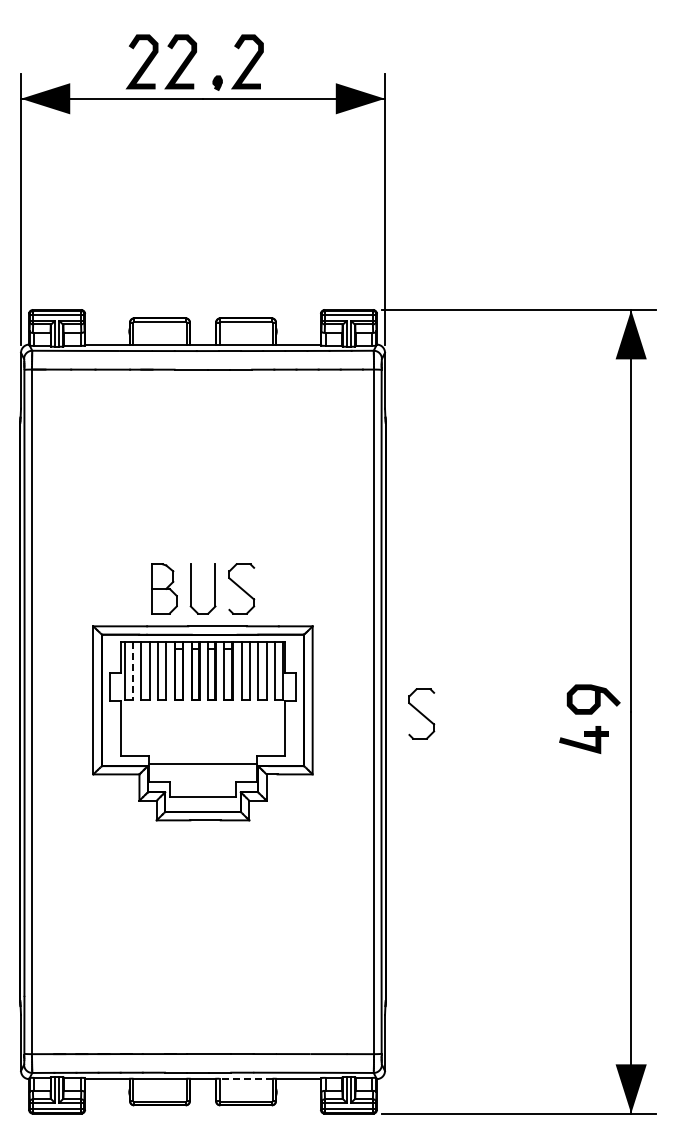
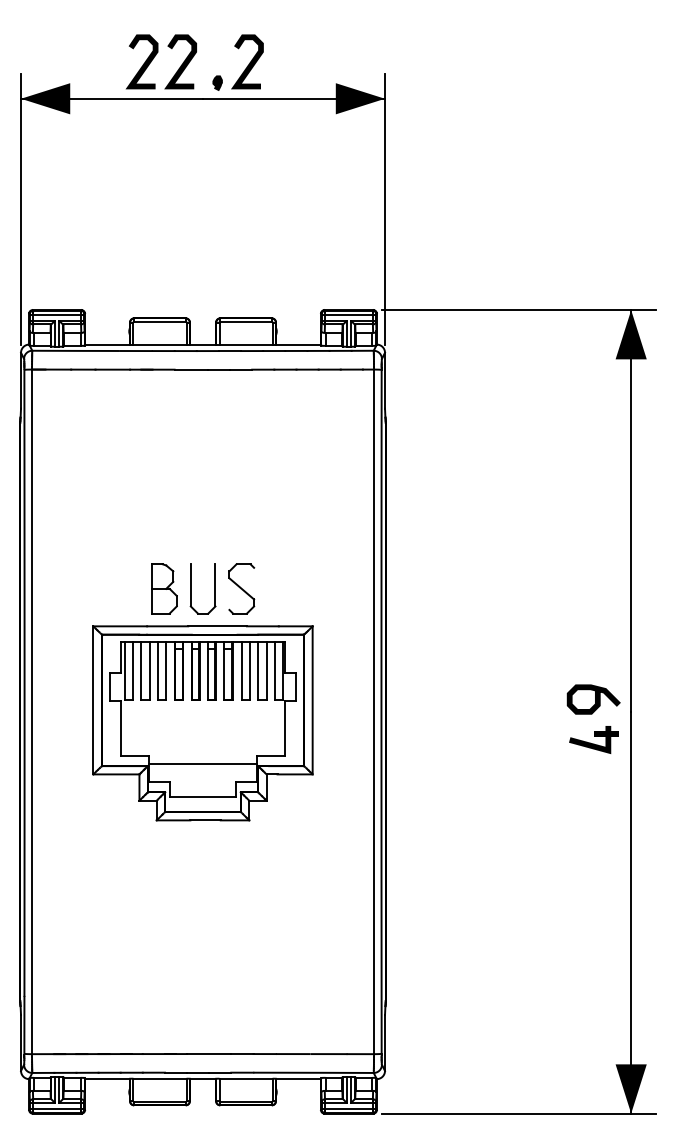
line: dashed -> solid (132, 670)
part: present -> none (421, 713)
part position: (583, 739) -> (593, 739) (593, 739)
line: dashed -> solid (246, 1078)
